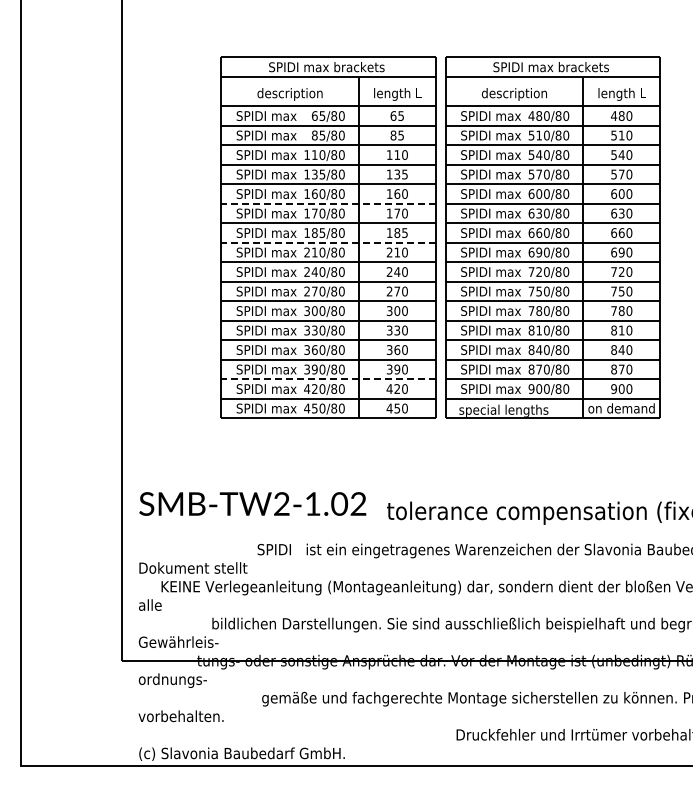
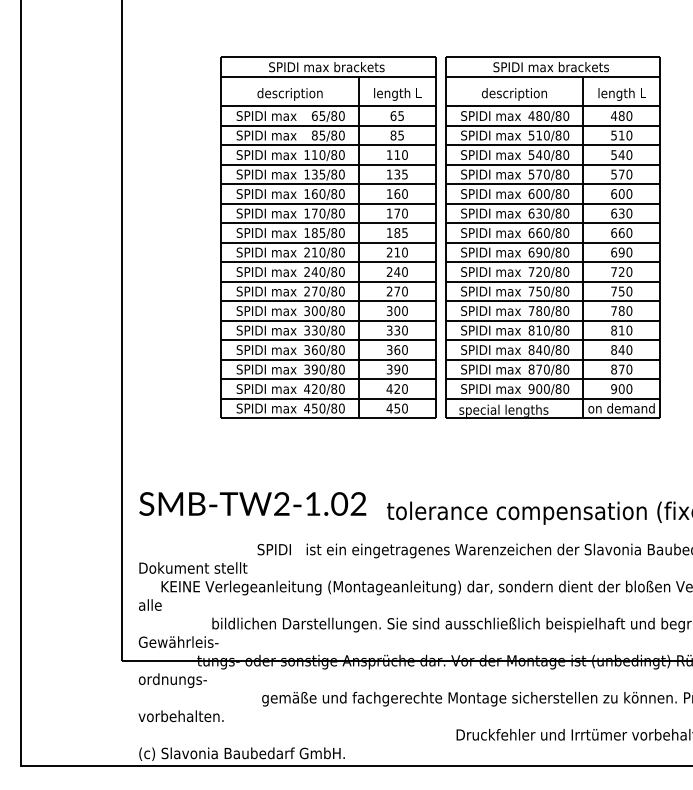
line: dashed -> solid (328, 203)
line: dashed -> solid (328, 242)
line: dashed -> solid (328, 379)
